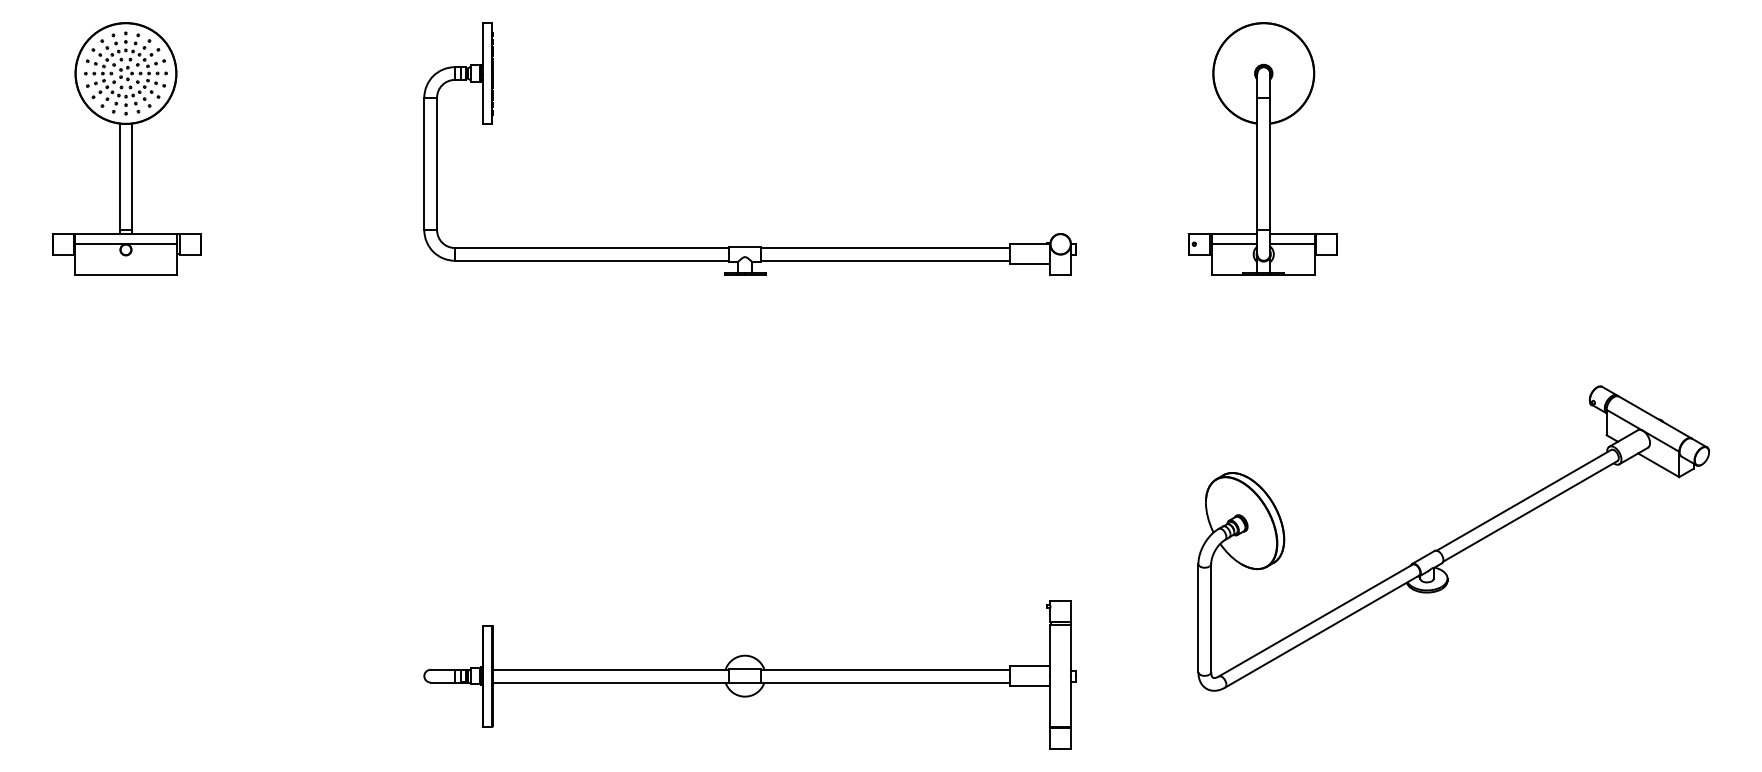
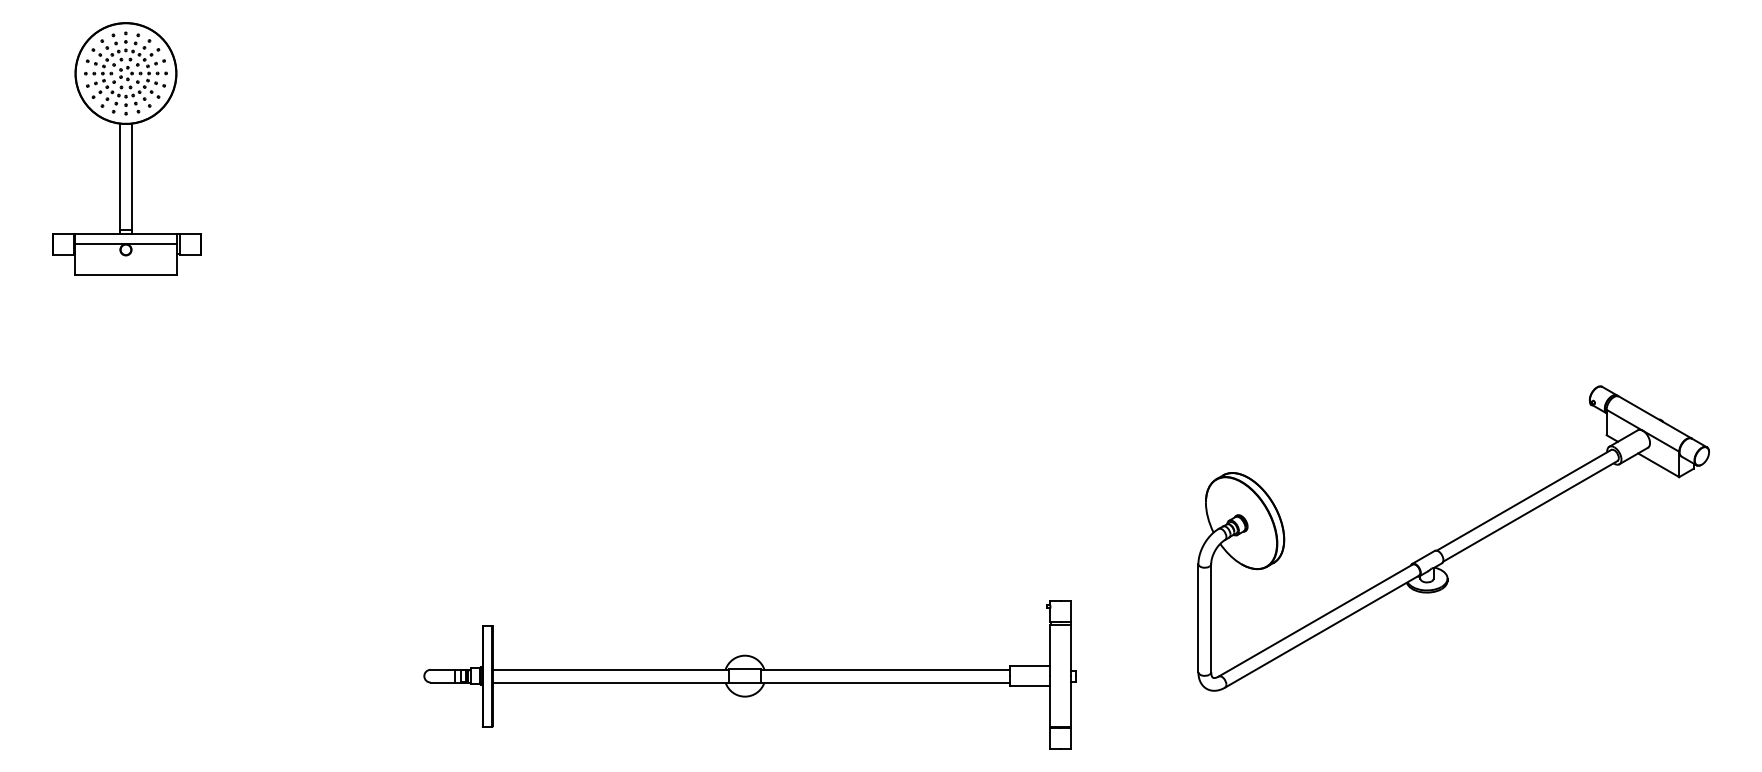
part: present -> none (1262, 148)
part: present -> none (749, 246)
